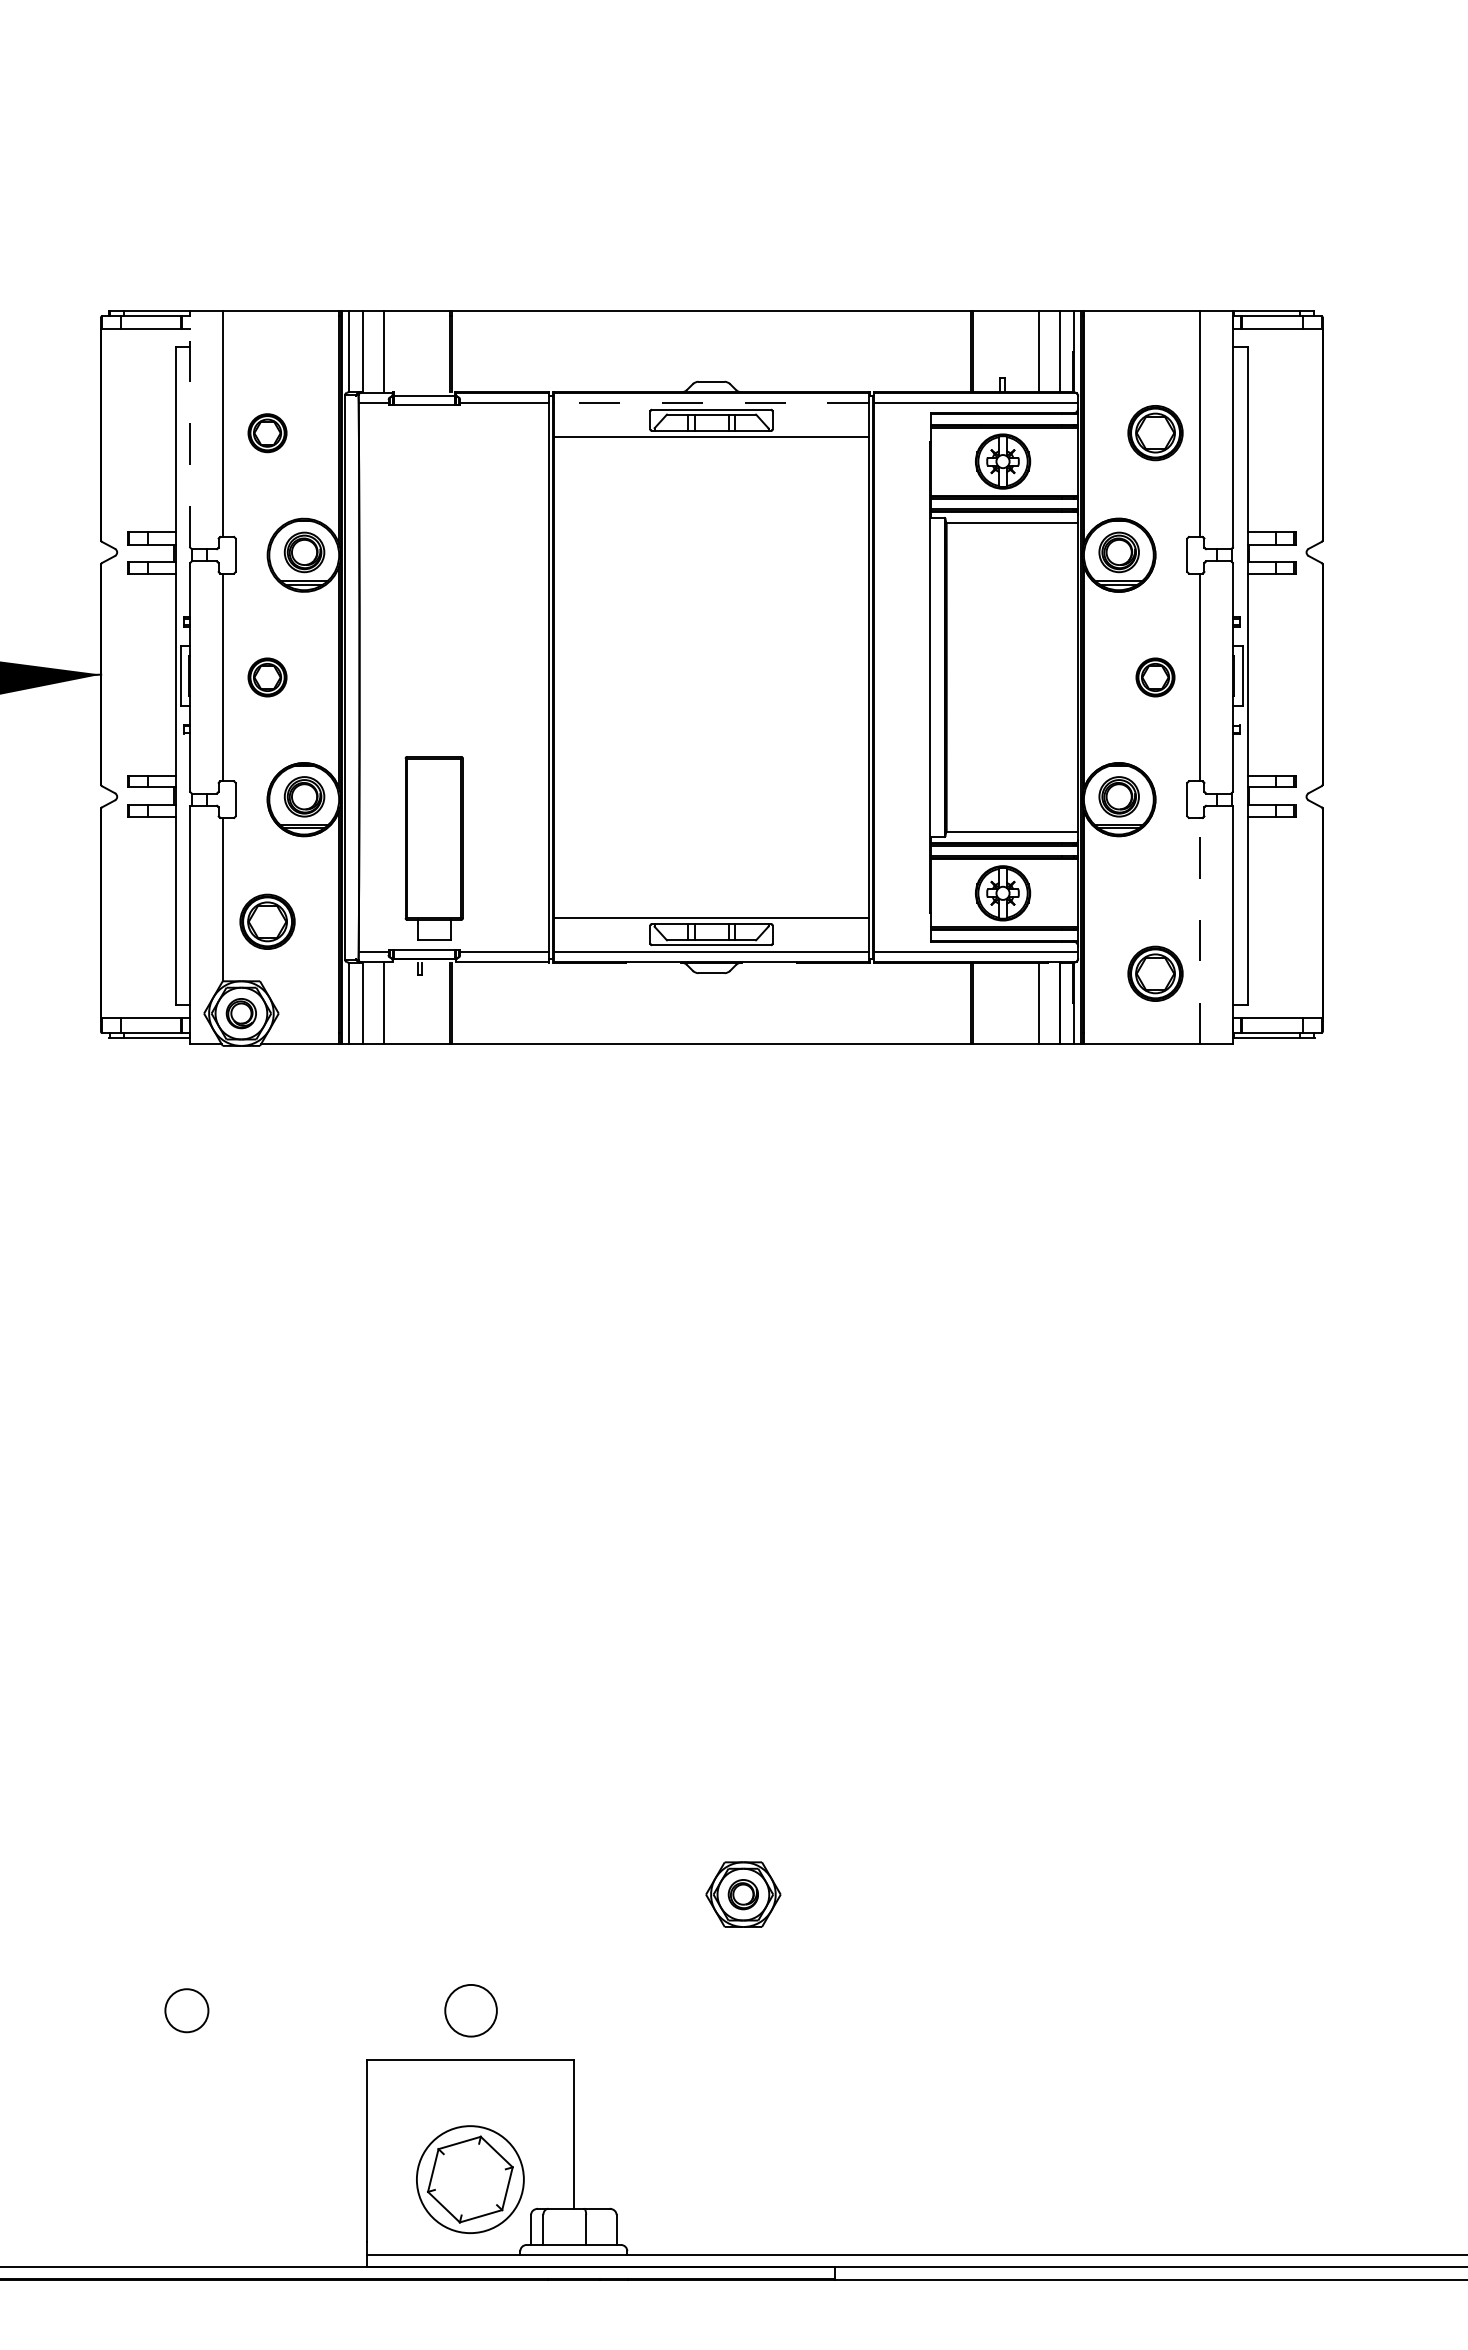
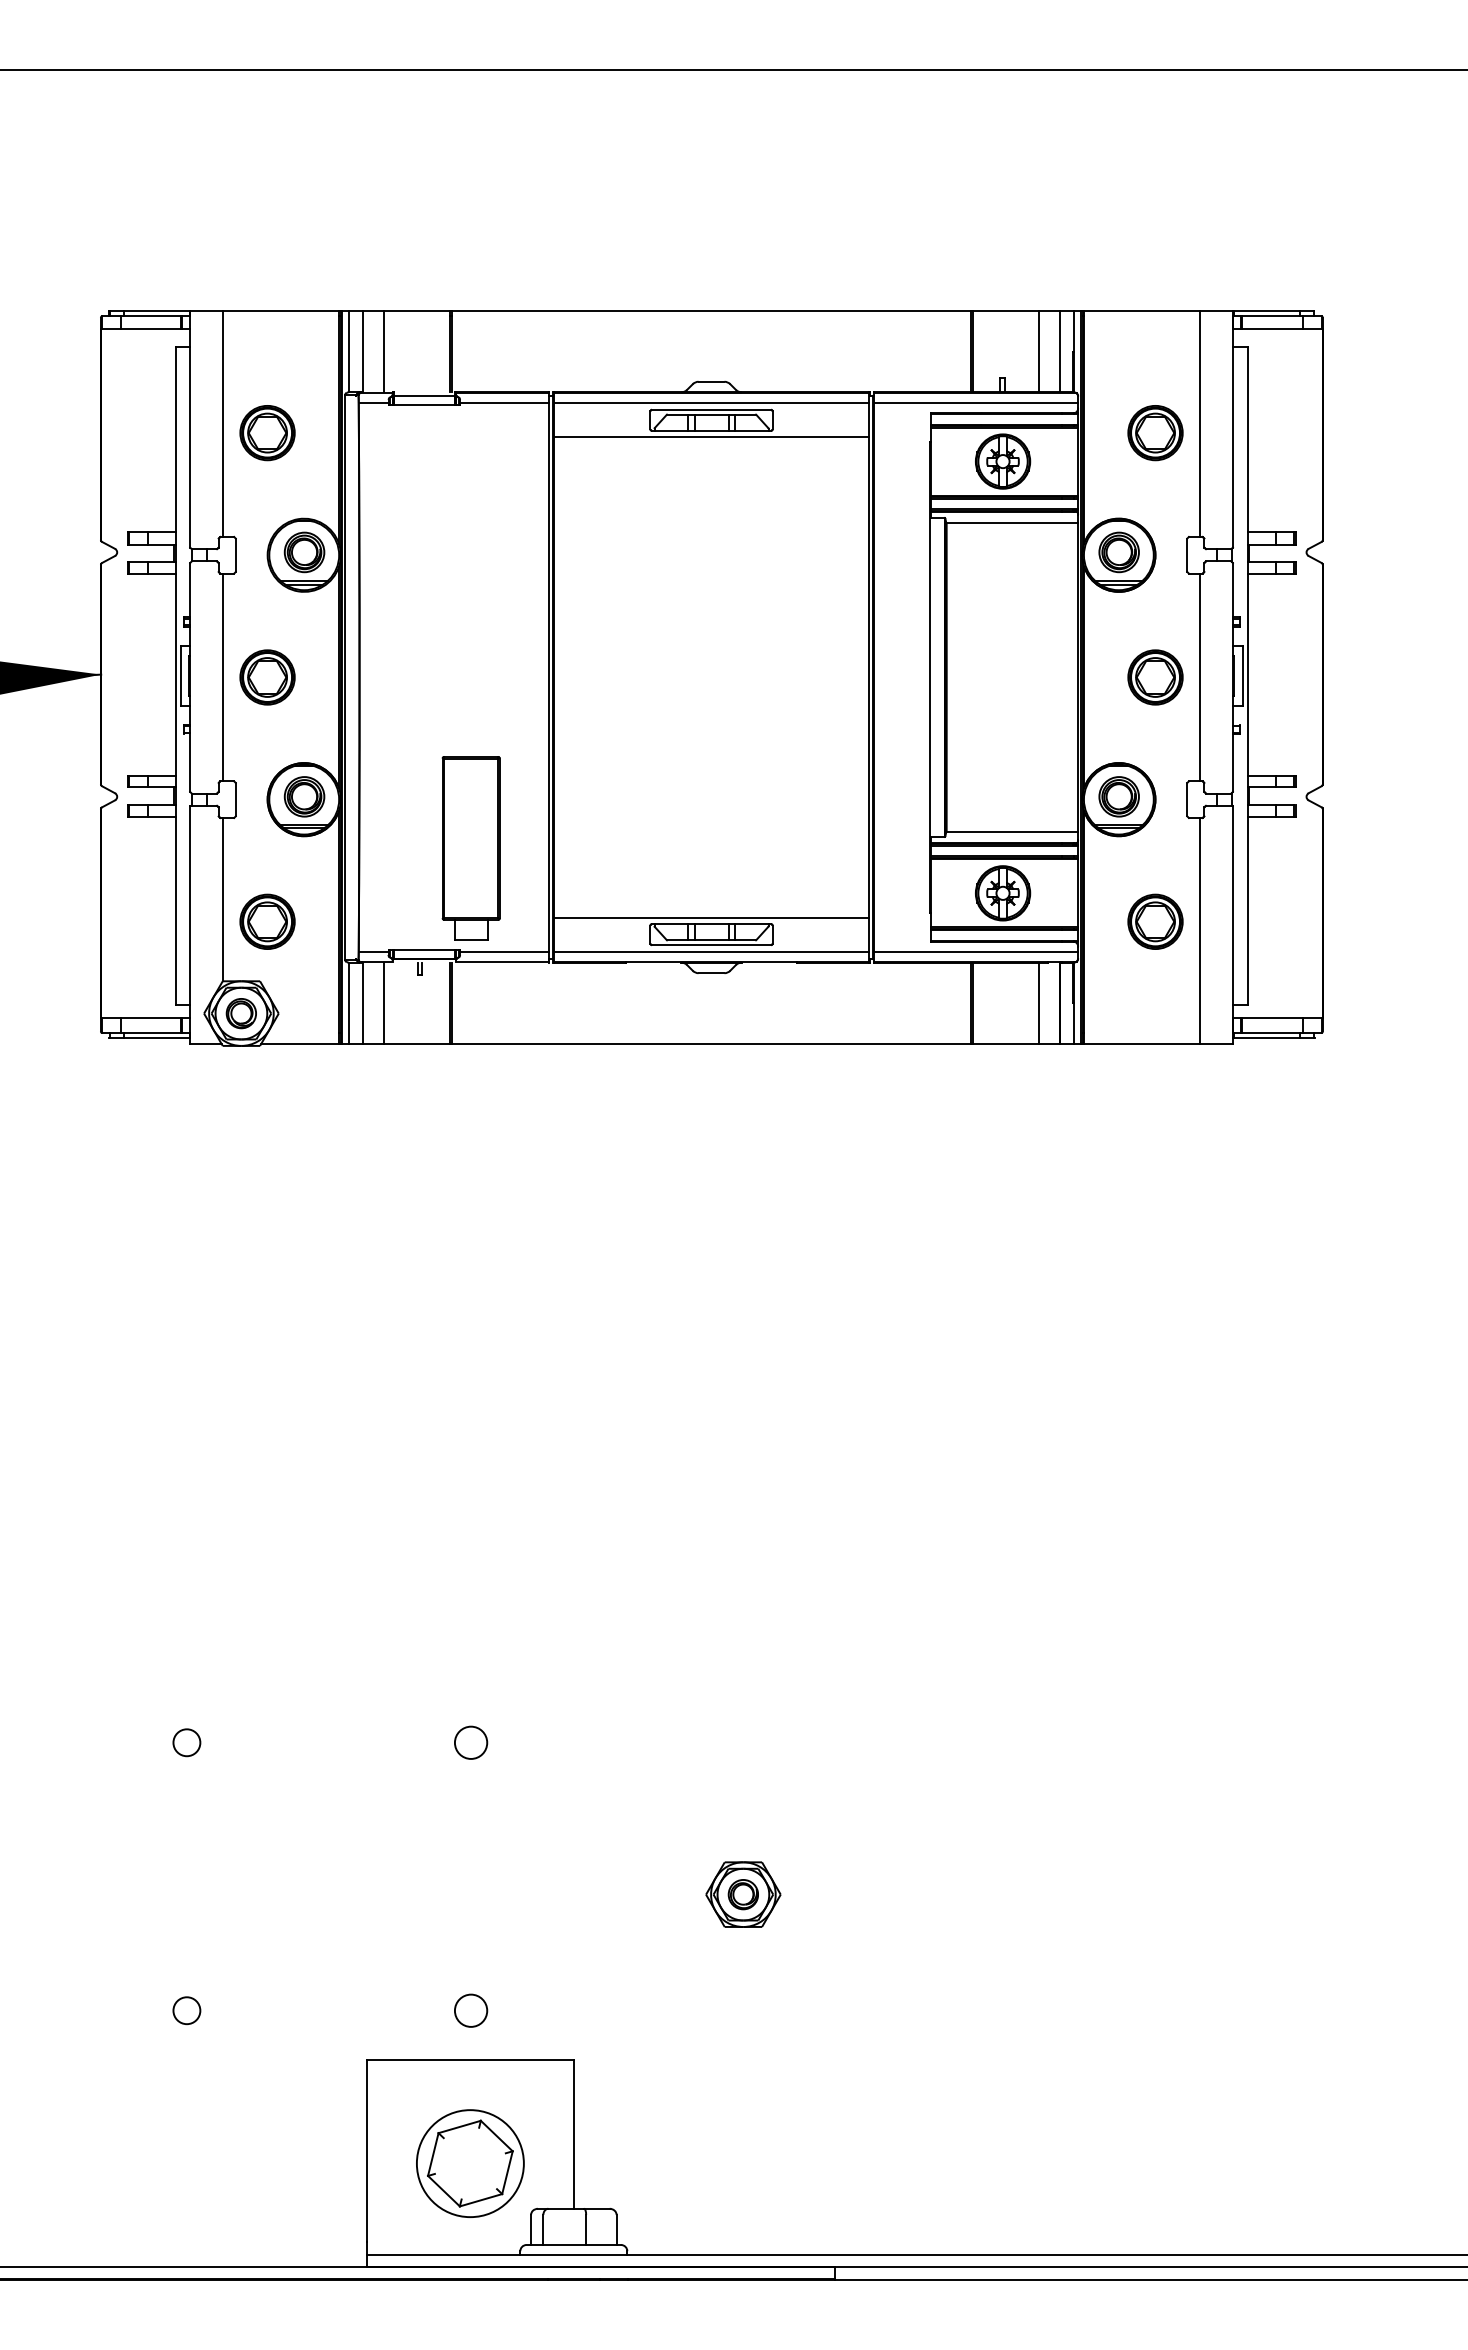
line: none -> present (733, 70)
line: dashed -> solid (711, 403)
line: dashed -> solid (190, 428)
part size: 41x41 px -> 57x57 px (267, 433)
part size: 41x41 px -> 57x57 px (267, 677)
part size: 41x41 px -> 57x57 px (1155, 677)
part position: (433, 848) -> (470, 848) (470, 848)
line: dashed -> solid (1200, 930)
part position: (1155, 973) -> (1155, 921) (1155, 921)
circle: none -> present (186, 1742)
circle: none -> present (471, 1742)
circle diameter: 43 px -> 27 px (186, 2010)
circle diameter: 52 px -> 32 px (470, 2010)
part position: (470, 2179) -> (470, 2163) (470, 2163)
